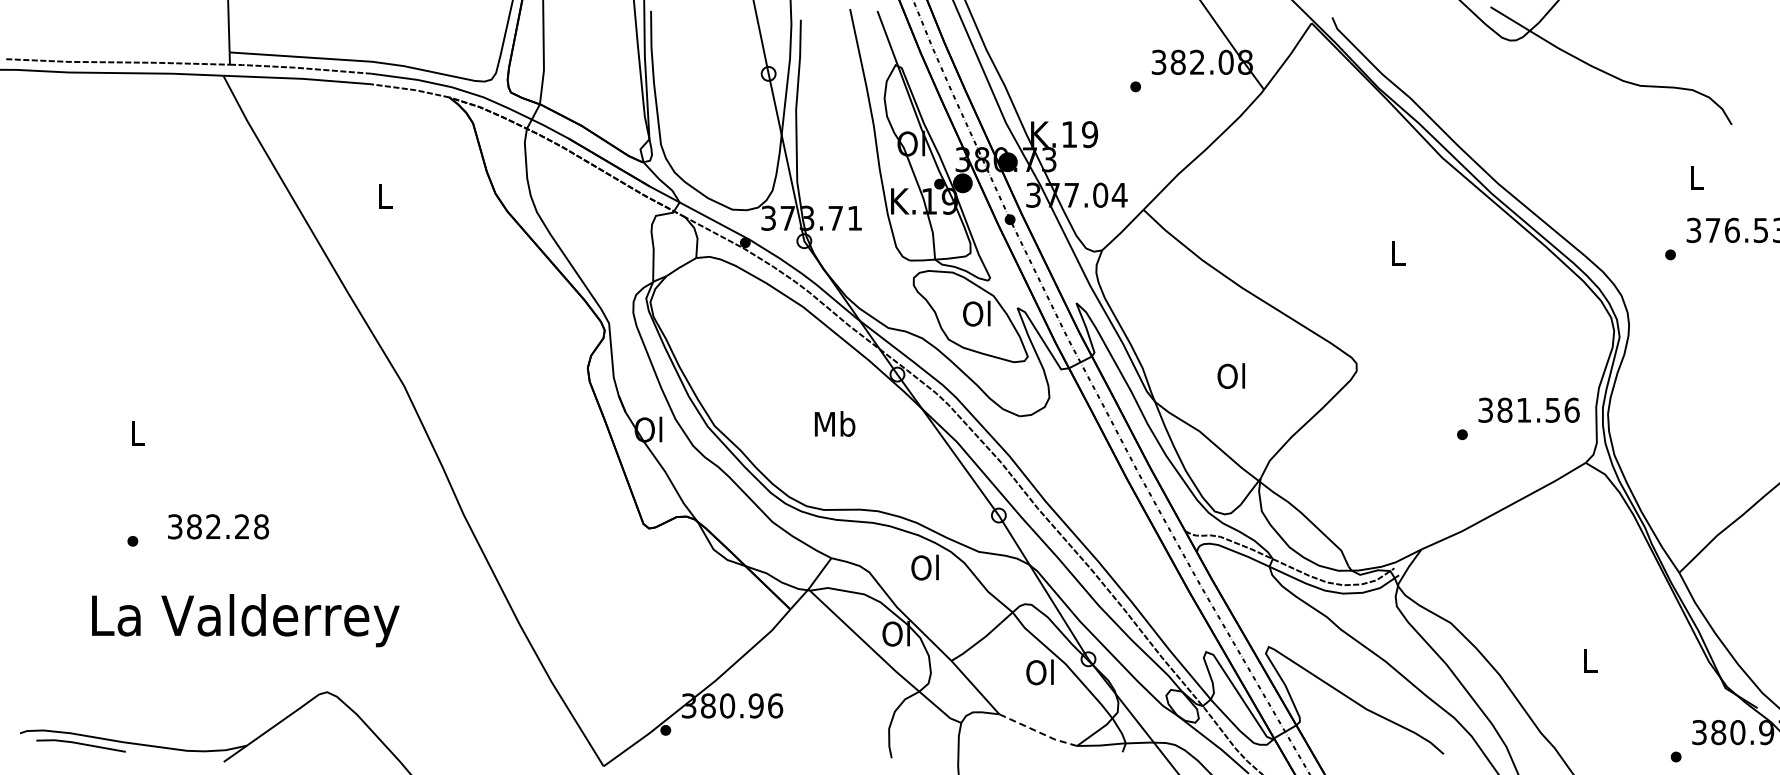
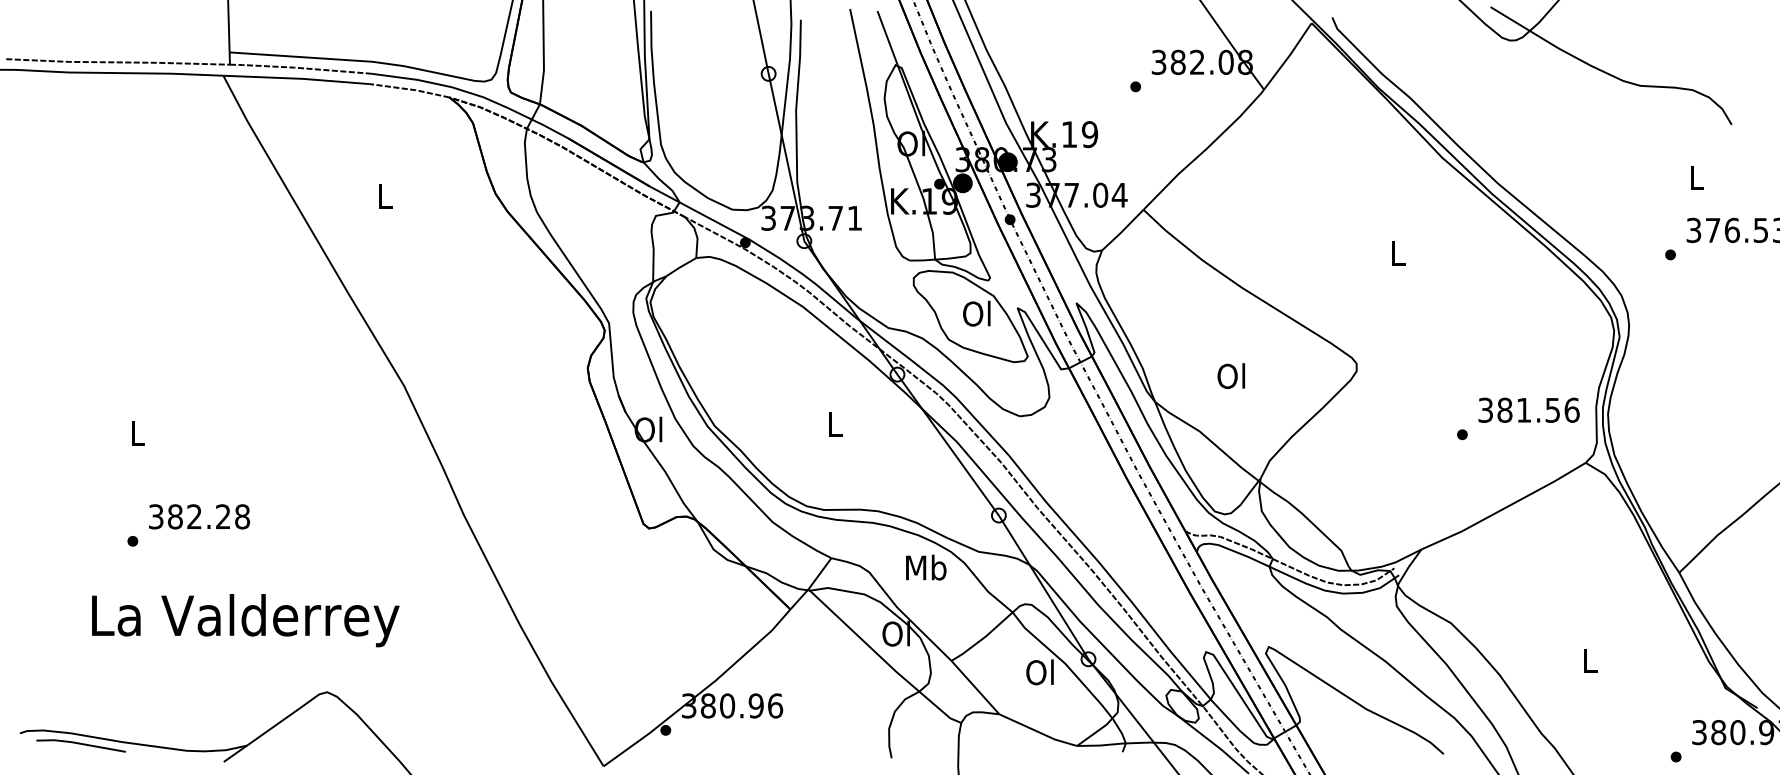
text: Mb -> L (834, 423)
text position: (218, 526) -> (199, 516) (199, 516)
text: Ol -> Mb (926, 567)
line: dashed -> solid (1038, 731)
